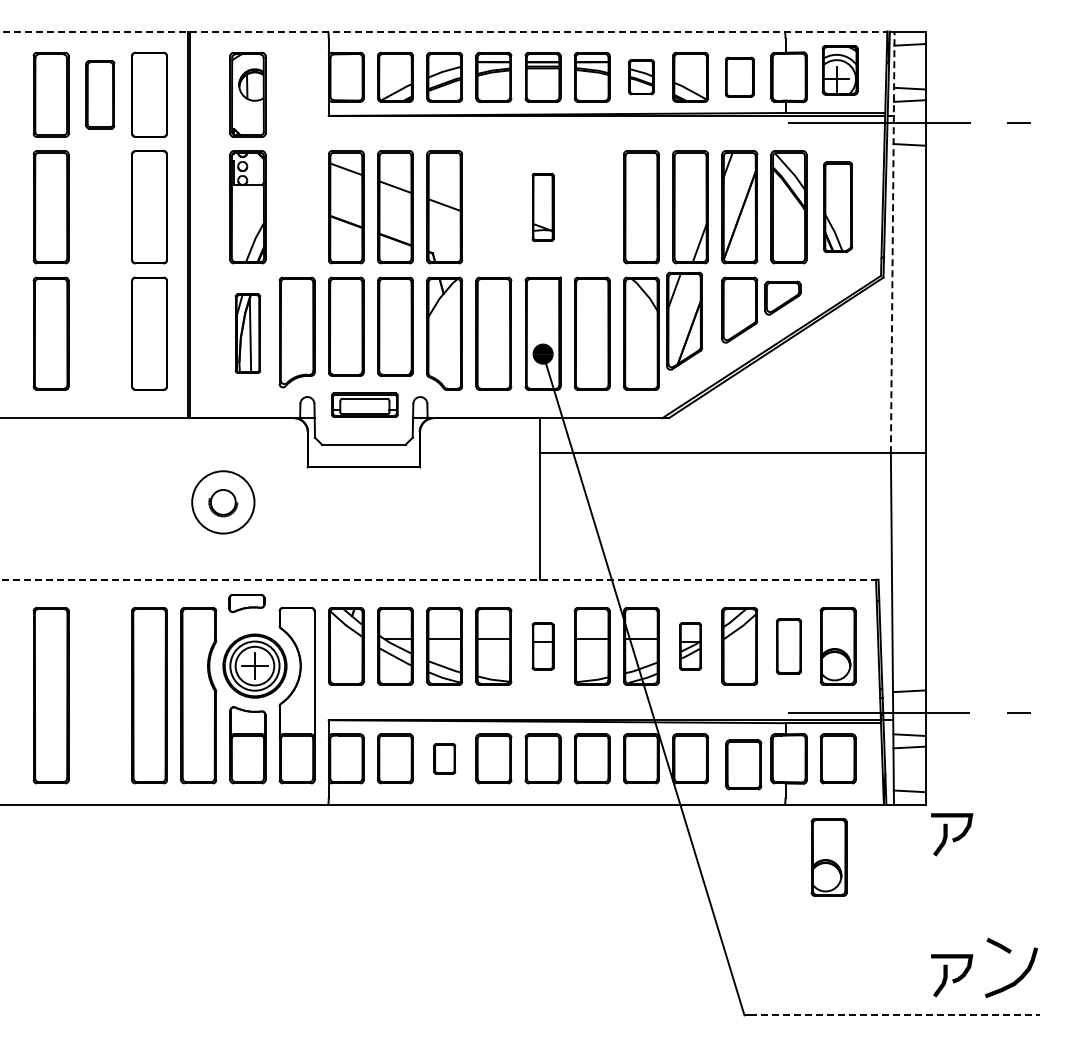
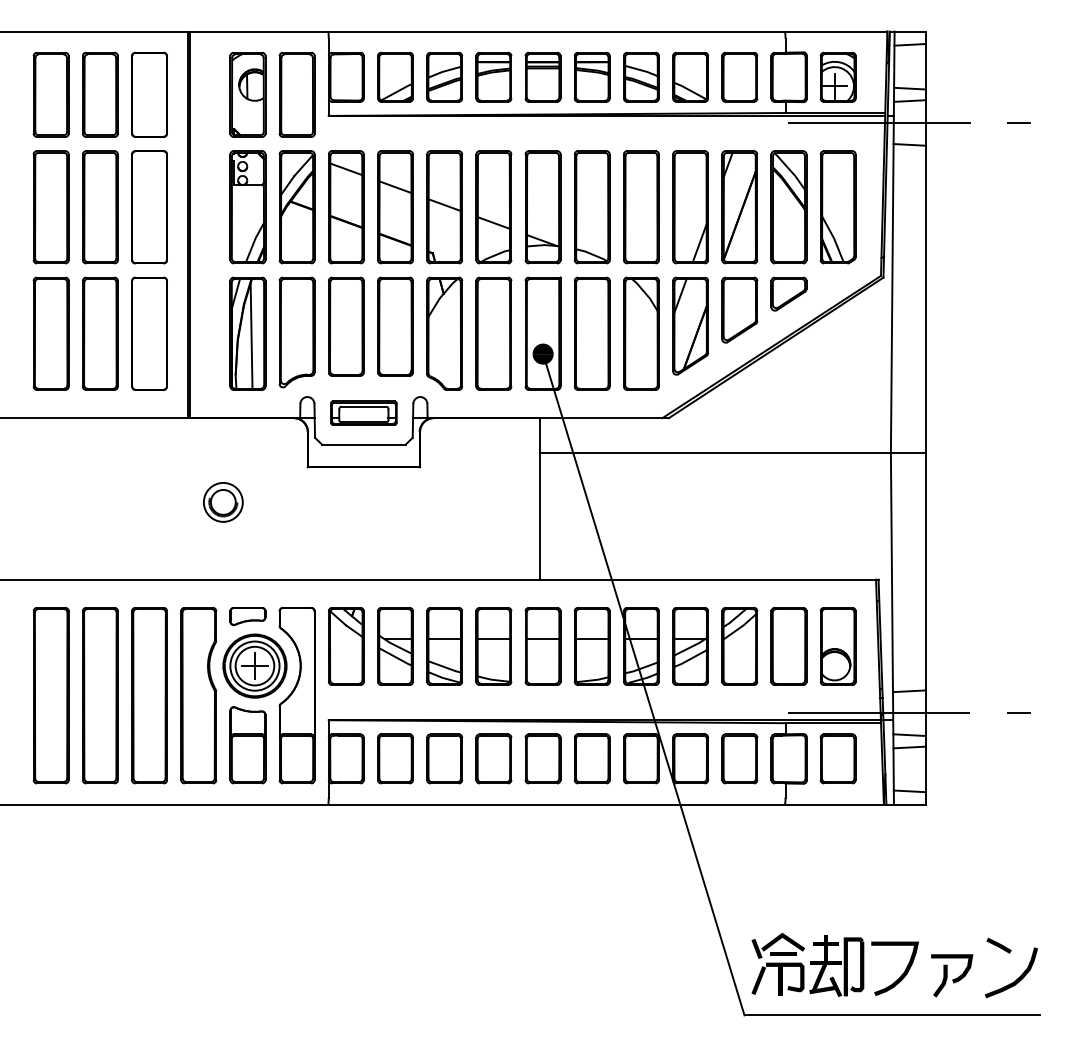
line: dashed -> solid (444, 31)
part position: (839, 69) -> (837, 76) (837, 76)
part size: 30x42 px -> 38x52 px (739, 76)
part size: 27x37 px -> 37x52 px (641, 76)
part size: 31x70 px -> 37x87 px (100, 94)
part: none -> present (296, 94)
part size: 24x70 px -> 38x115 px (542, 207)
part: none -> present (100, 207)
part: none -> present (296, 207)
part: none -> present (493, 207)
part: none -> present (591, 207)
part size: 30x93 px -> 38x115 px (837, 207)
line: dashed -> solid (892, 242)
part position: (782, 297) -> (788, 293) (788, 293)
part position: (684, 320) -> (690, 325) (690, 325)
part: none -> present (100, 333)
part size: 27x81 px -> 38x115 px (247, 333)
part position: (364, 404) -> (363, 412) (363, 412)
circle diameter: 62 px -> 39 px (222, 501)
line: dashed -> solid (439, 579)
part position: (246, 603) -> (247, 616) (247, 616)
part size: 24x49 px -> 38x79 px (542, 646)
part size: 23x49 px -> 37x79 px (690, 646)
part size: 28x57 px -> 38x79 px (788, 646)
part: none -> present (100, 695)
part size: 24x32 px -> 38x52 px (444, 758)
part position: (743, 764) -> (739, 758) (739, 758)
part: present -> none (952, 834)
part: present -> none (828, 857)
part: none -> present (834, 964)
line: dashed -> solid (895, 1015)
